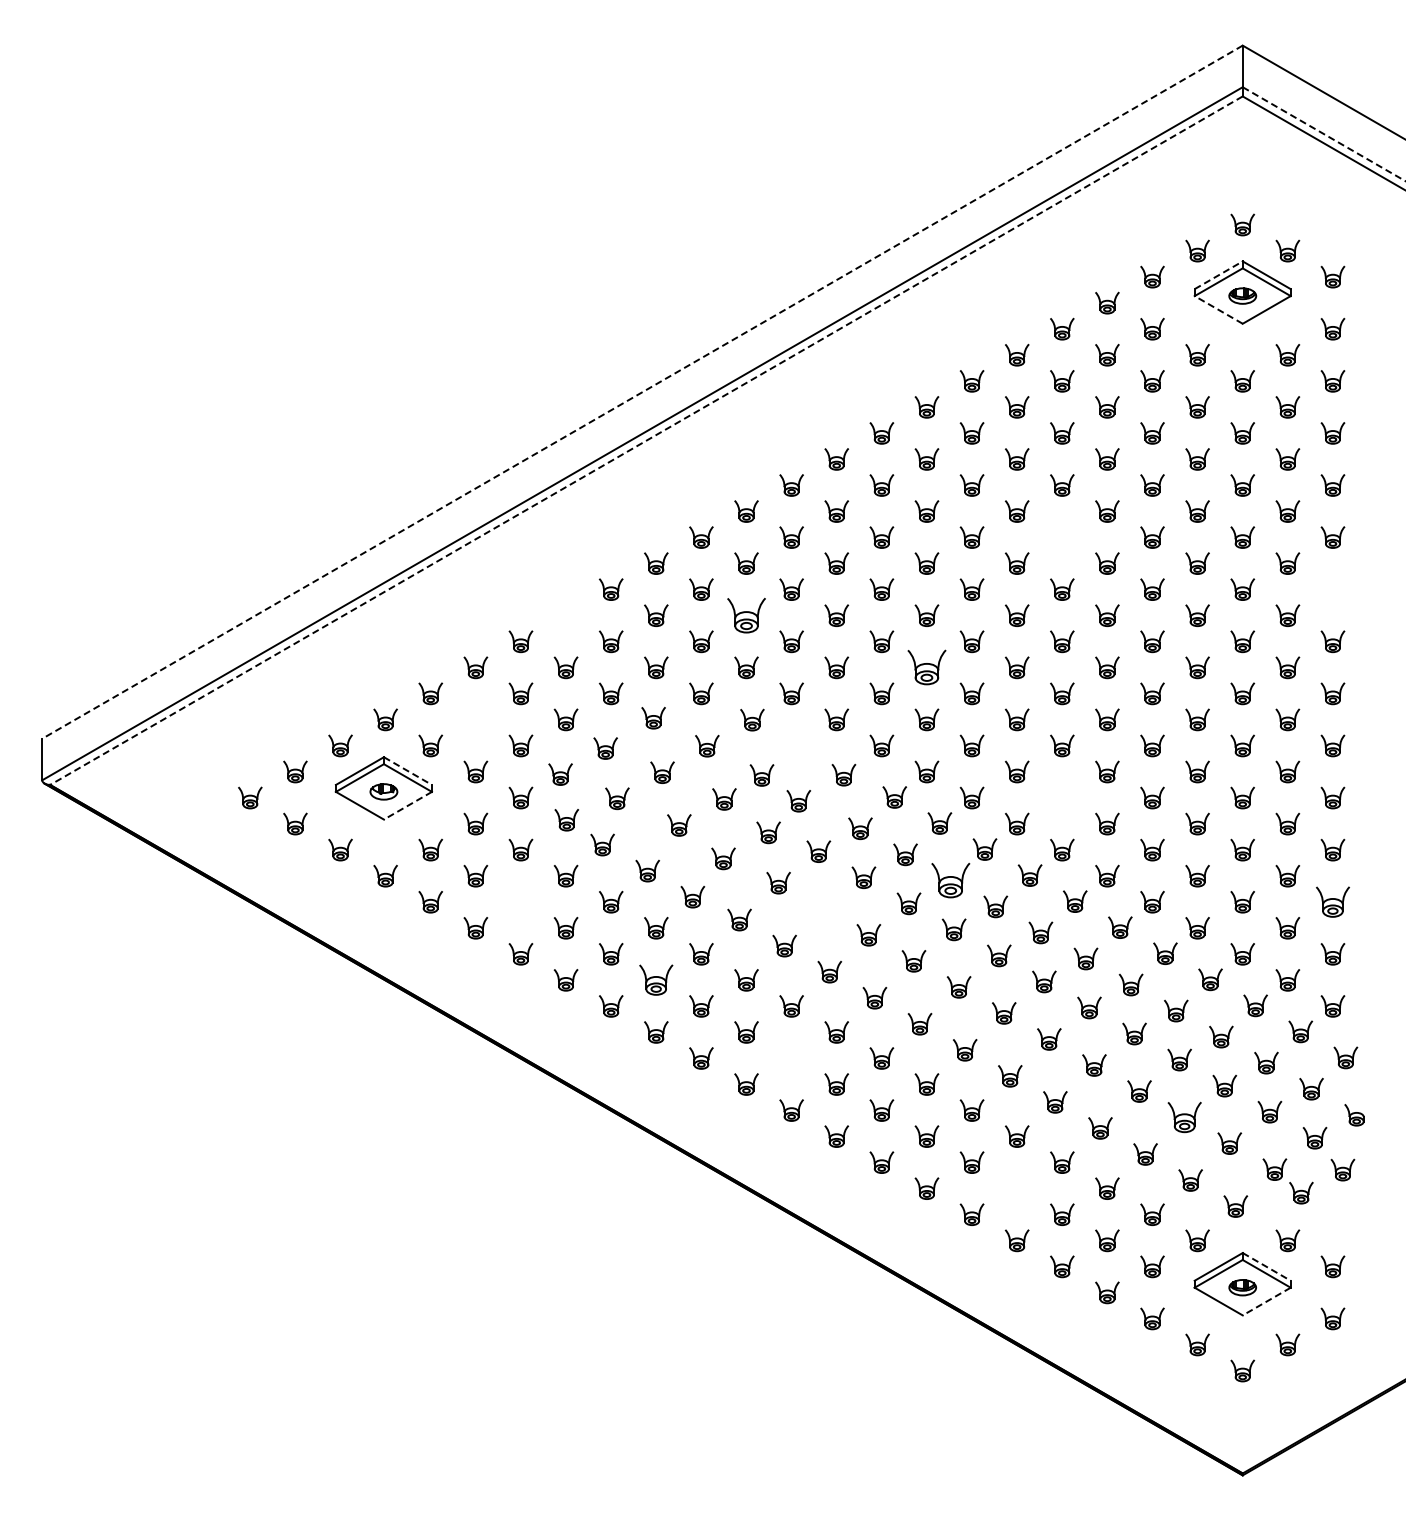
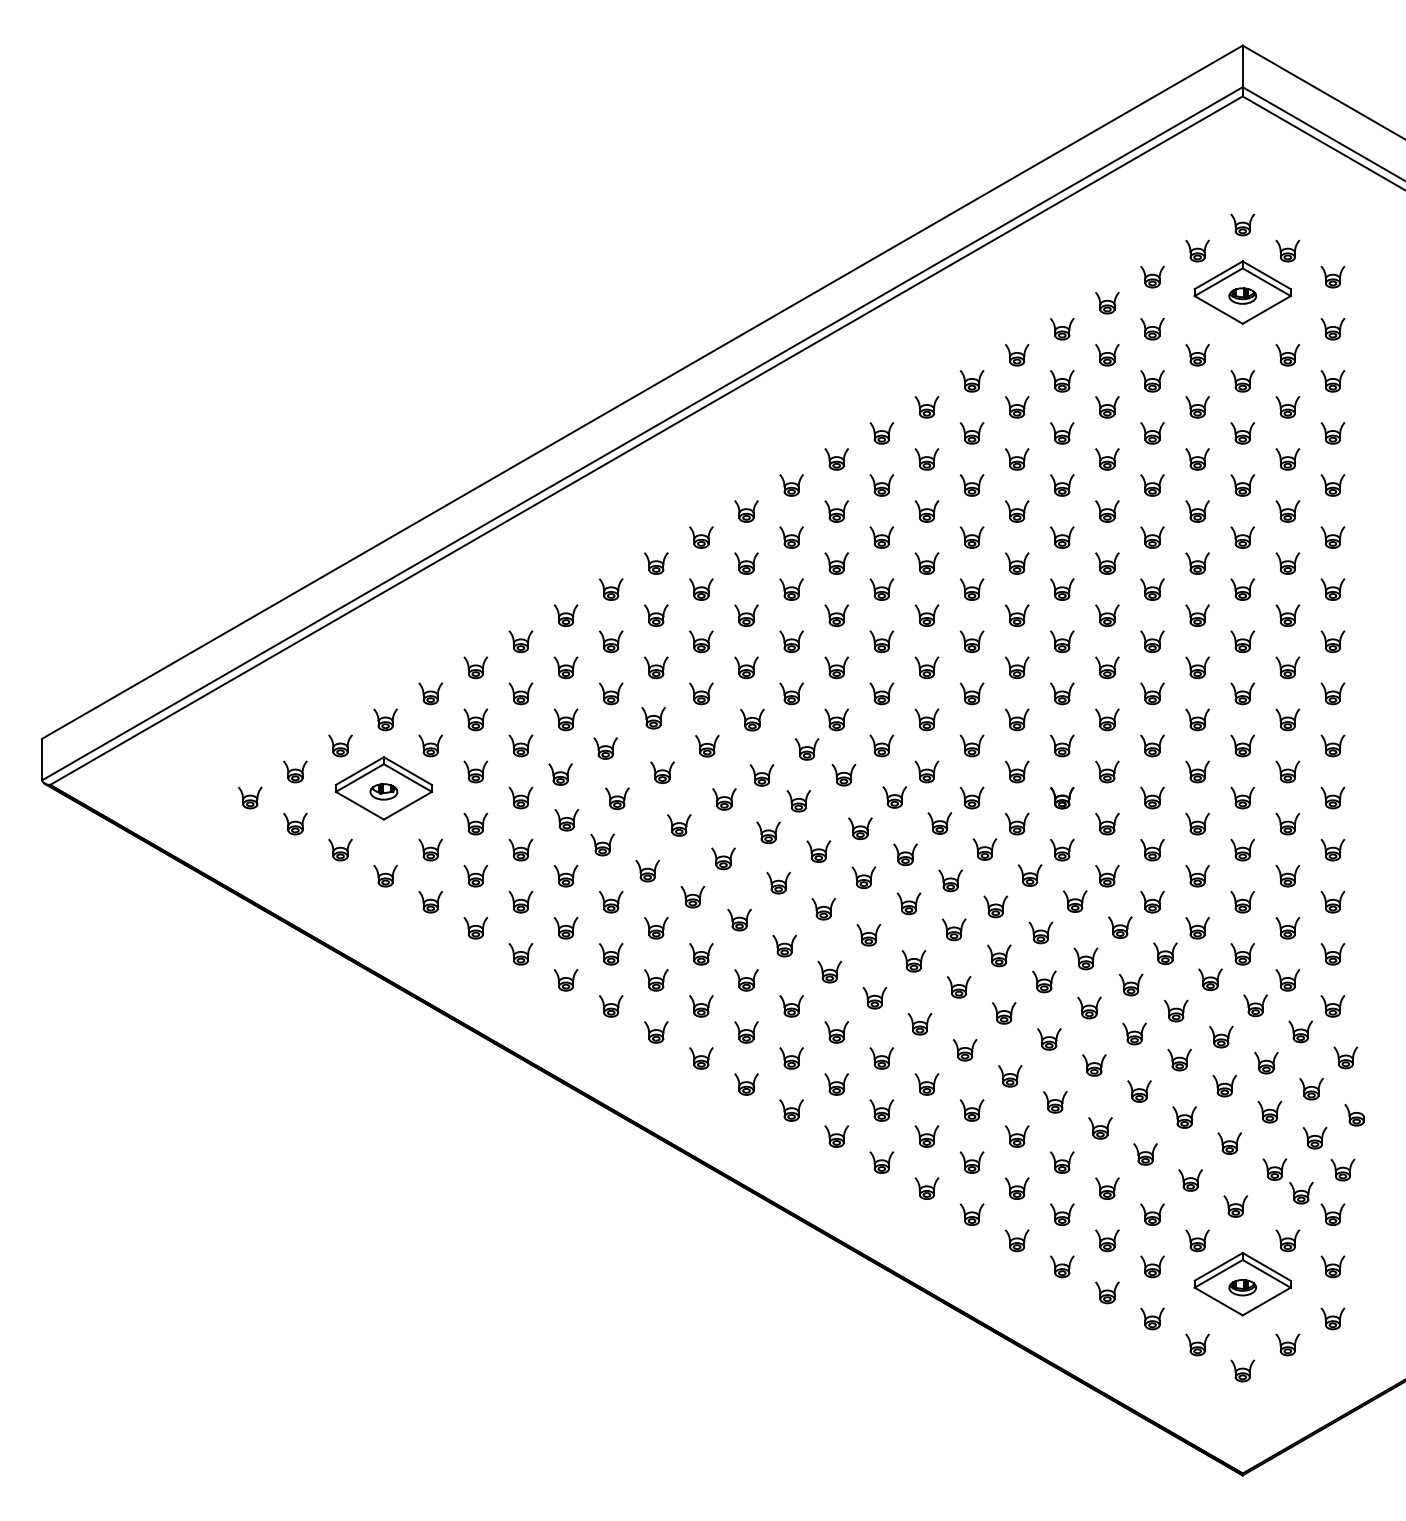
line: dashed -> solid (1324, 134)
line: dashed -> solid (1218, 275)
line: dashed -> solid (1218, 309)
line: dashed -> solid (642, 392)
line: dashed -> solid (646, 440)
part: none -> present (1062, 537)
part: none -> present (1332, 589)
part: none -> present (565, 615)
part size: 39x37 px -> 25x23 px (746, 615)
part size: 40x37 px -> 26x24 px (926, 667)
part: none -> present (475, 719)
part: none -> present (806, 749)
line: dashed -> solid (407, 771)
part: none -> present (1062, 797)
line: dashed -> solid (407, 805)
part size: 40x37 px -> 25x24 px (950, 880)
part: none -> present (520, 901)
part size: 34x32 px -> 26x24 px (1332, 901)
part: none -> present (823, 909)
part size: 35x32 px -> 25x23 px (656, 980)
part: none -> present (791, 1058)
part size: 35x33 px -> 25x23 px (1184, 1117)
part: none -> present (1017, 1188)
part: none -> present (1332, 1214)
line: dashed -> solid (1266, 1266)
line: dashed -> solid (1266, 1301)
